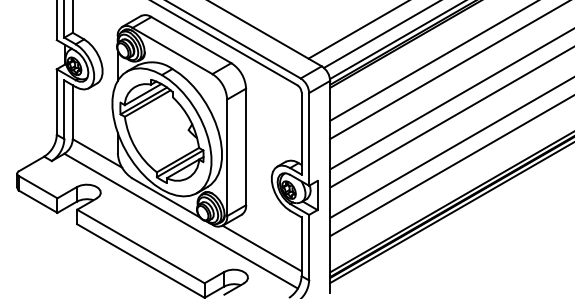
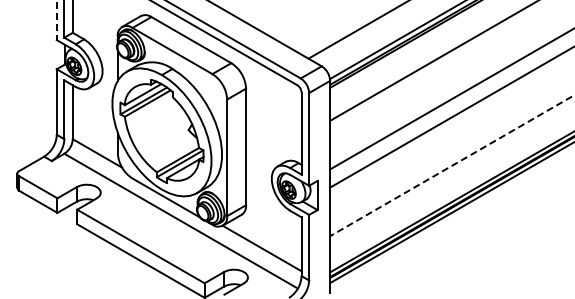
line: solid -> dashed (56, 20)
line: present -> none (380, 34)
line: present -> none (448, 70)
line: present -> none (450, 147)
line: solid -> dashed (452, 165)
